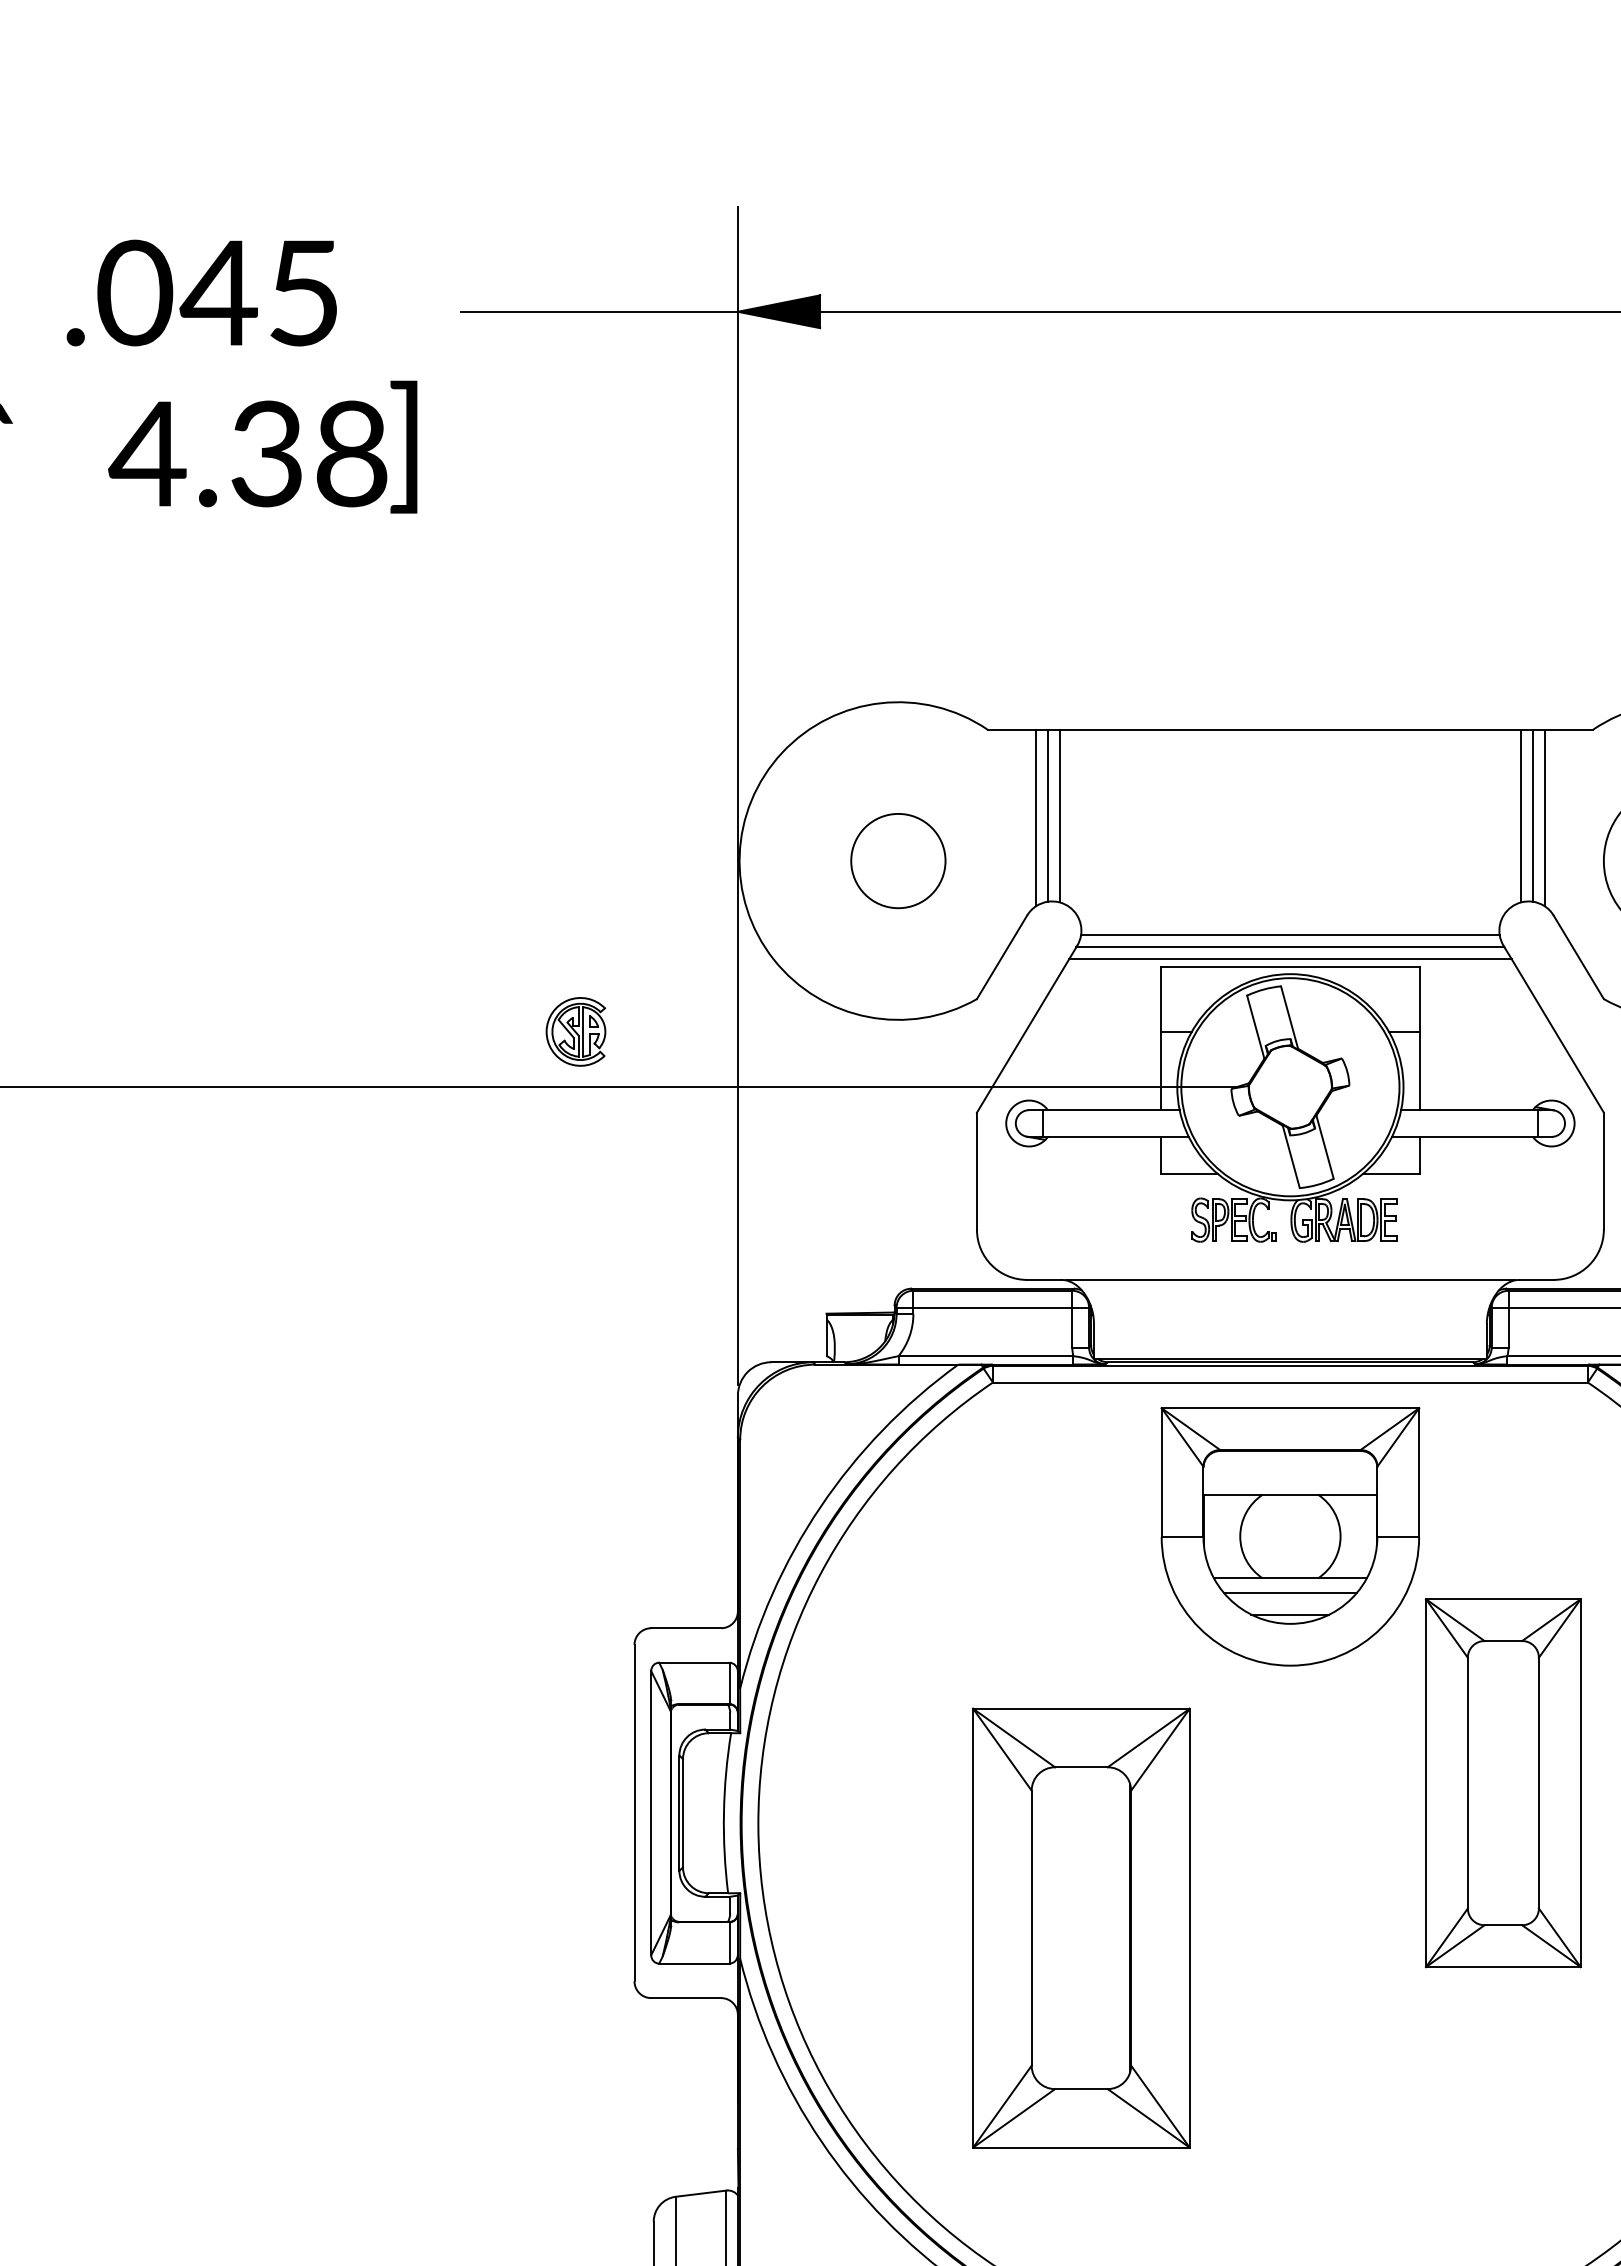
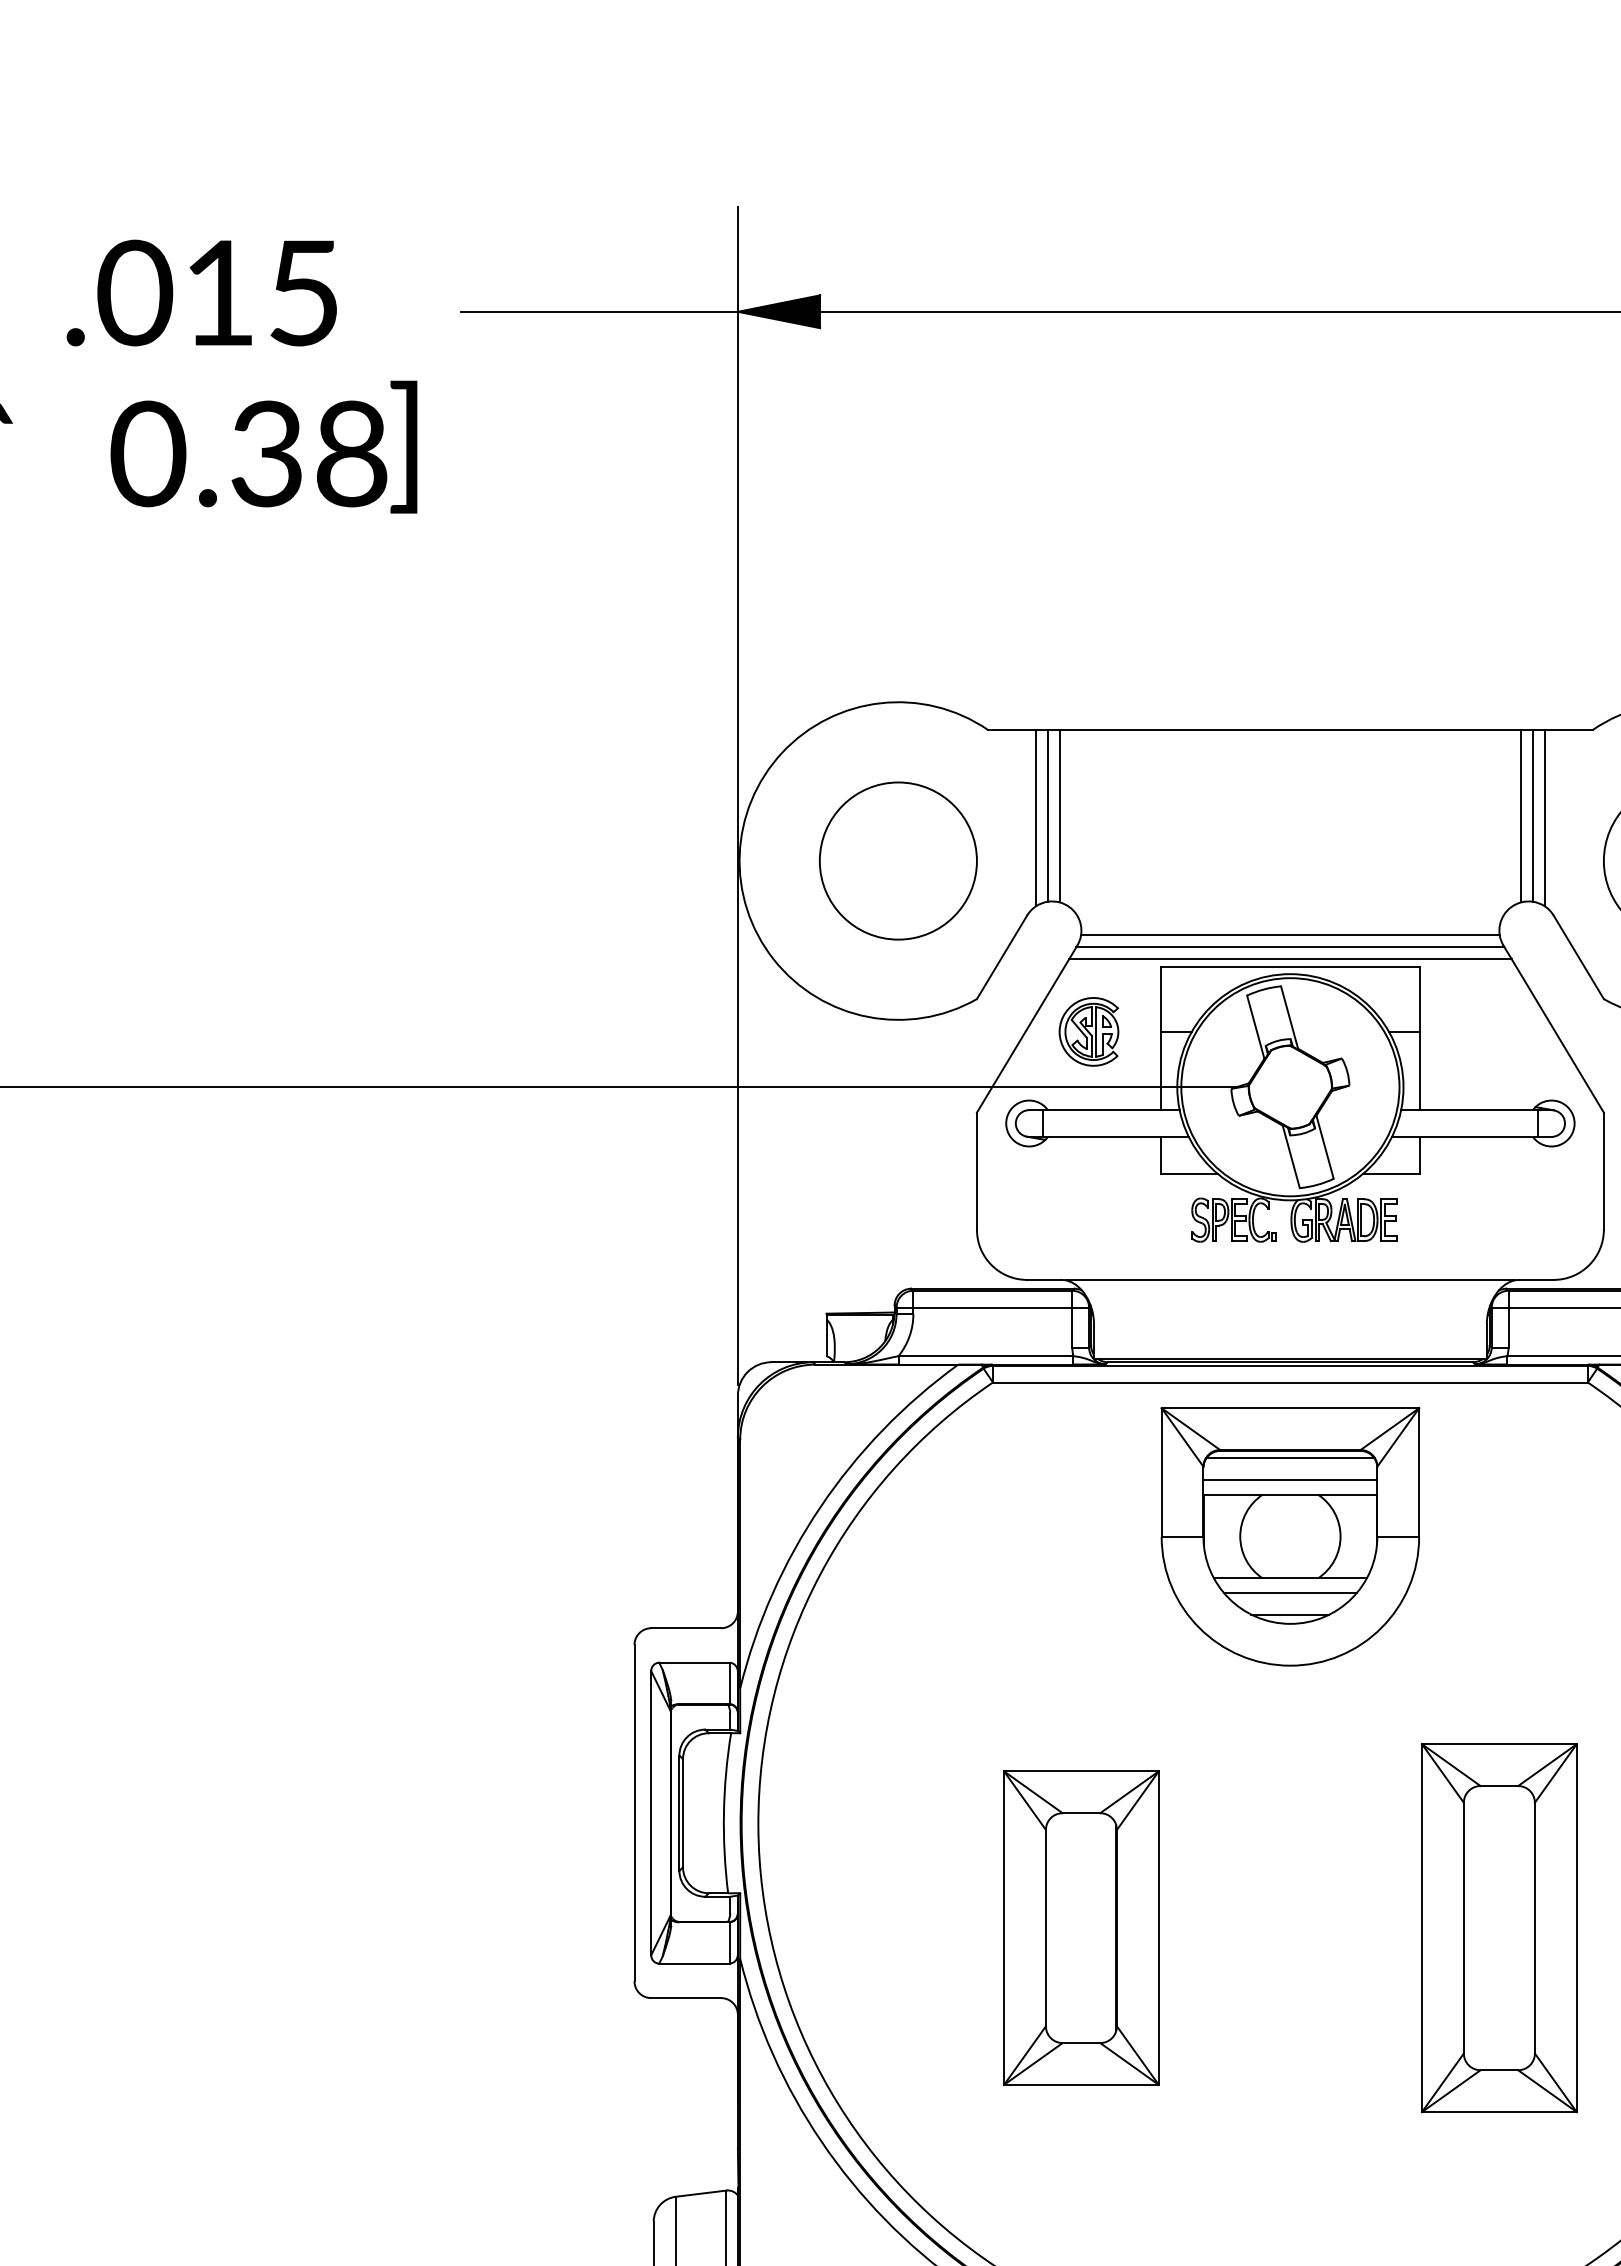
text: .045 -> .015 (218, 292)
text: 4.38 -> 0.38 (147, 453)
circle diameter: 94 px -> 157 px (897, 860)
part position: (575, 1031) -> (1088, 1031) (1088, 1031)
line: none -> present (1290, 1458)
line: none -> present (1290, 1479)
part position: (1502, 1783) -> (1498, 1928) (1498, 1928)
part size: 219x442 px -> 157x316 px (1081, 1927)
